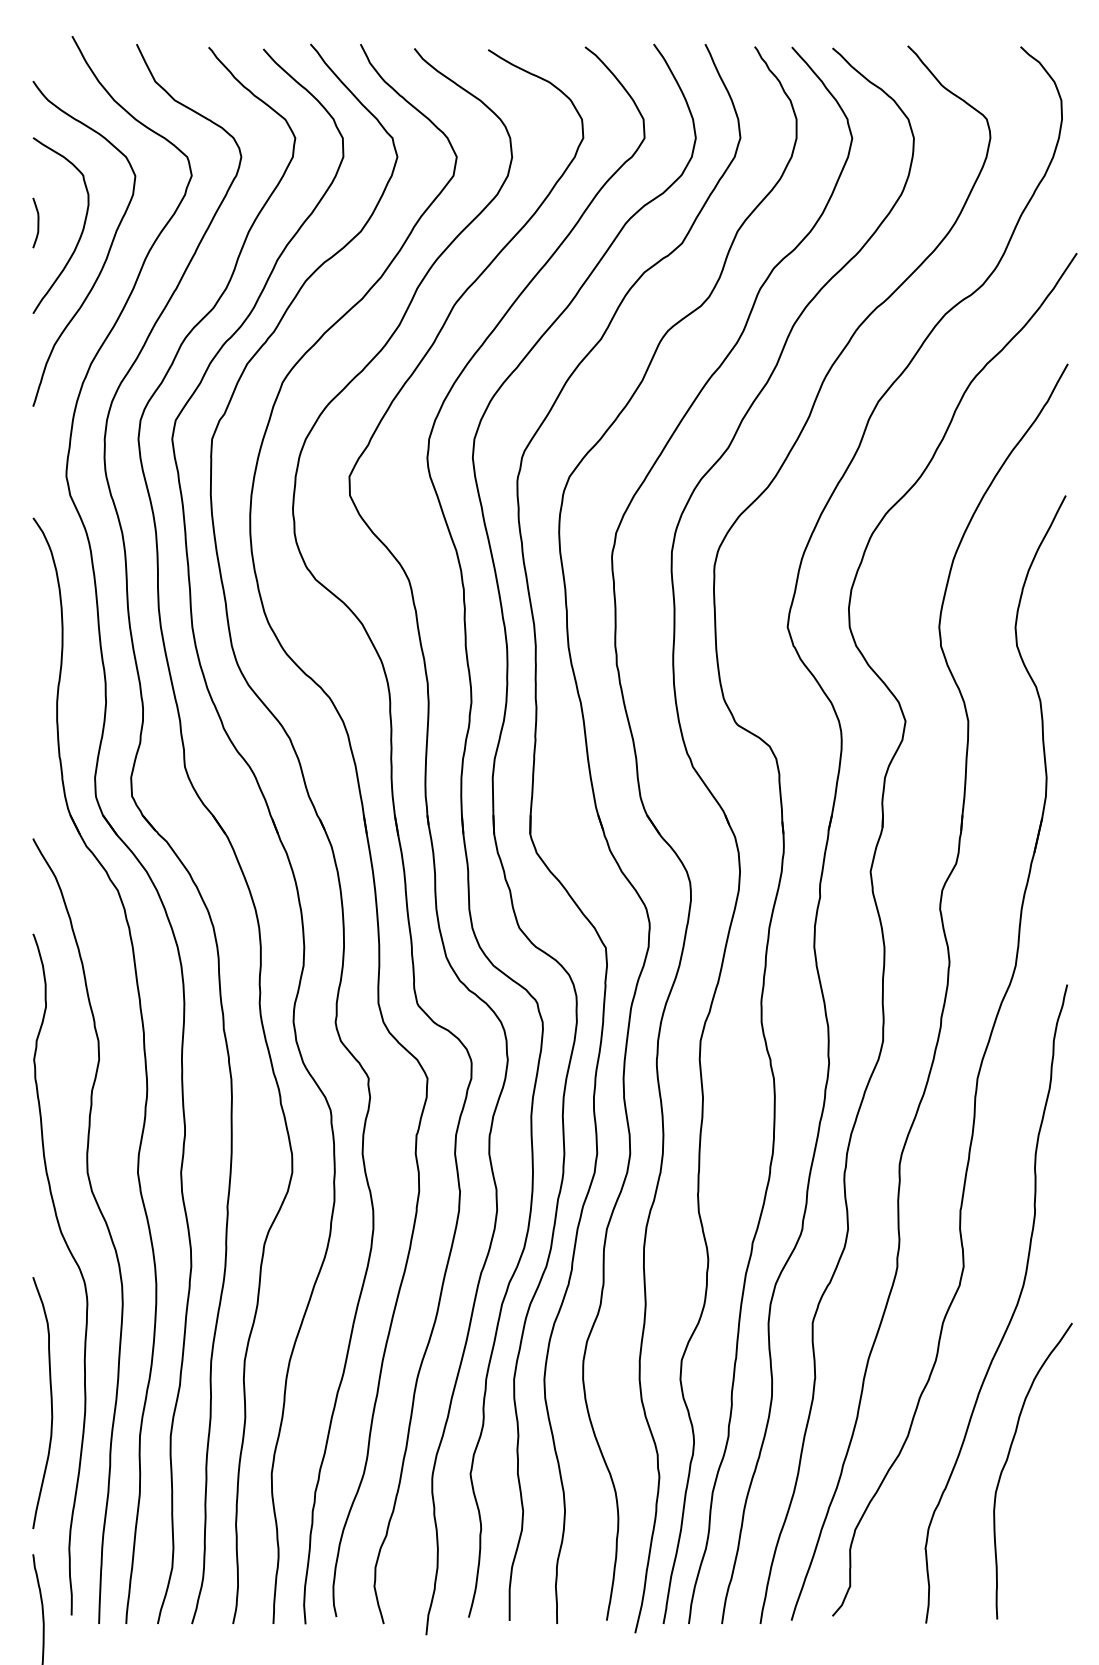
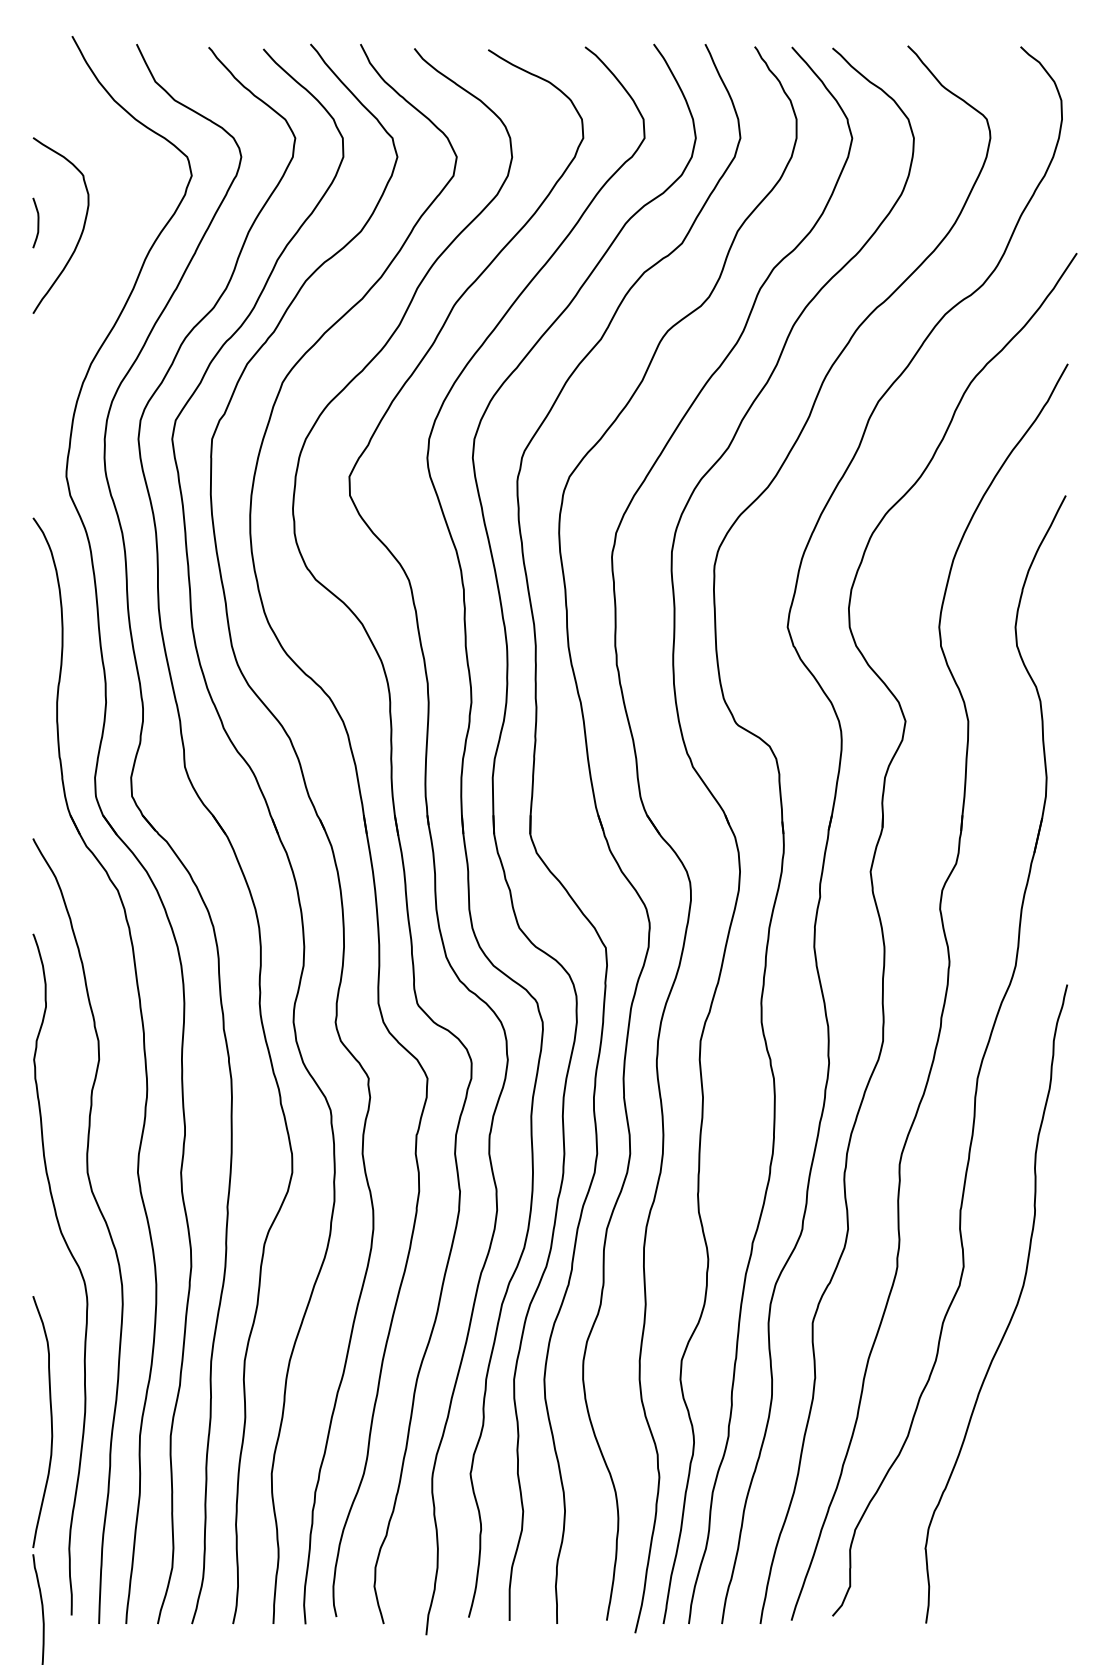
curve: present -> none (107, 252)
curve position: (50, 1402) -> (50, 1421) (50, 1421)
curve: present -> none (1007, 1461)
